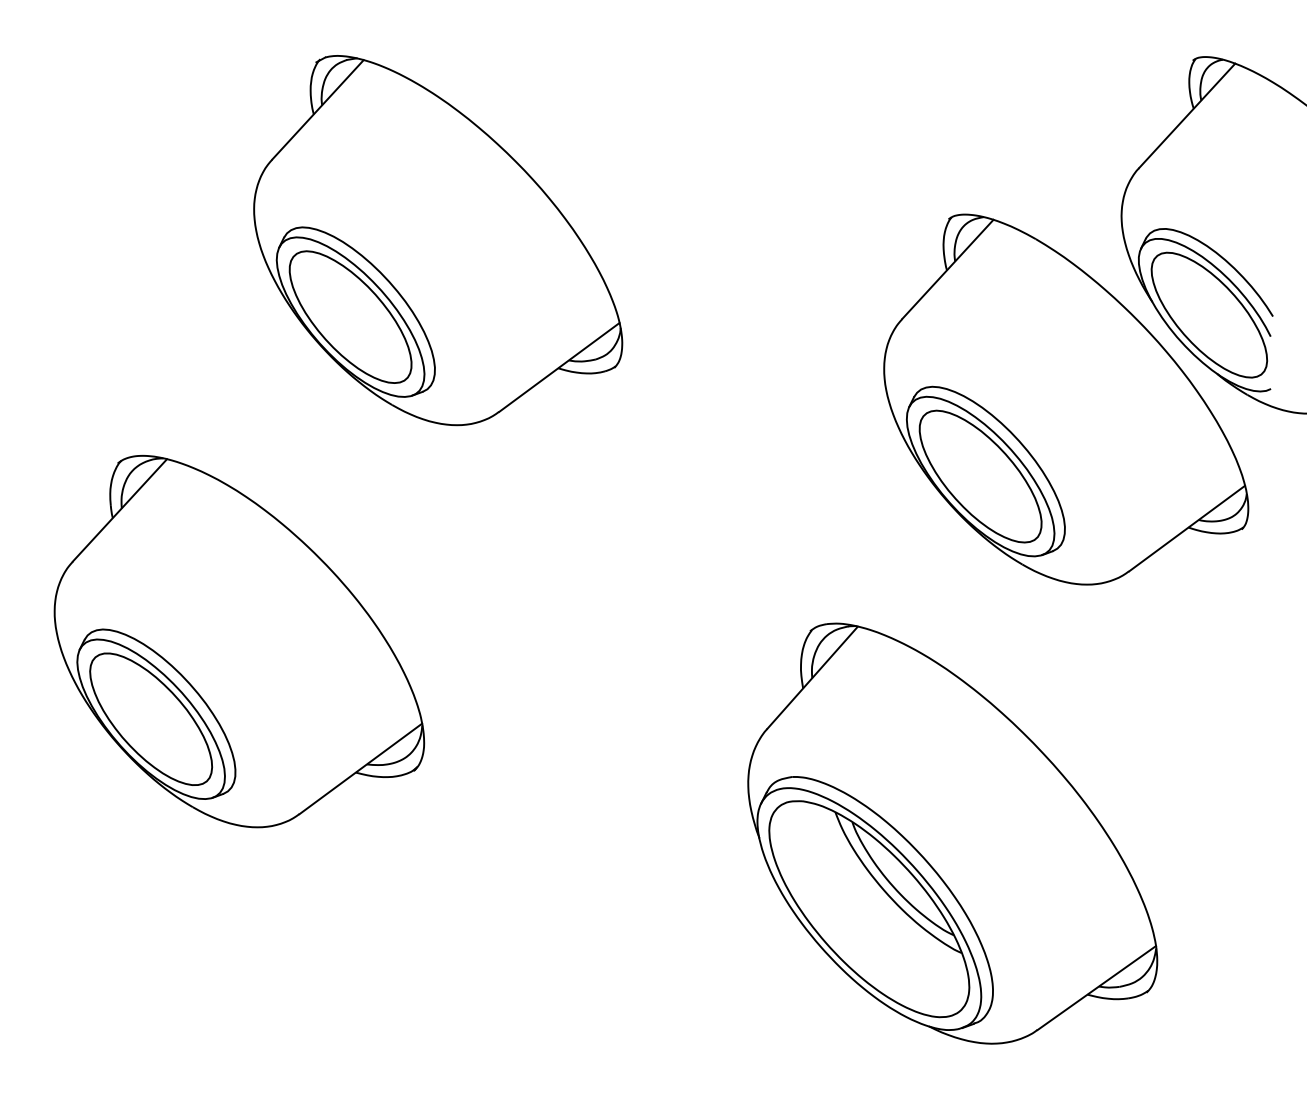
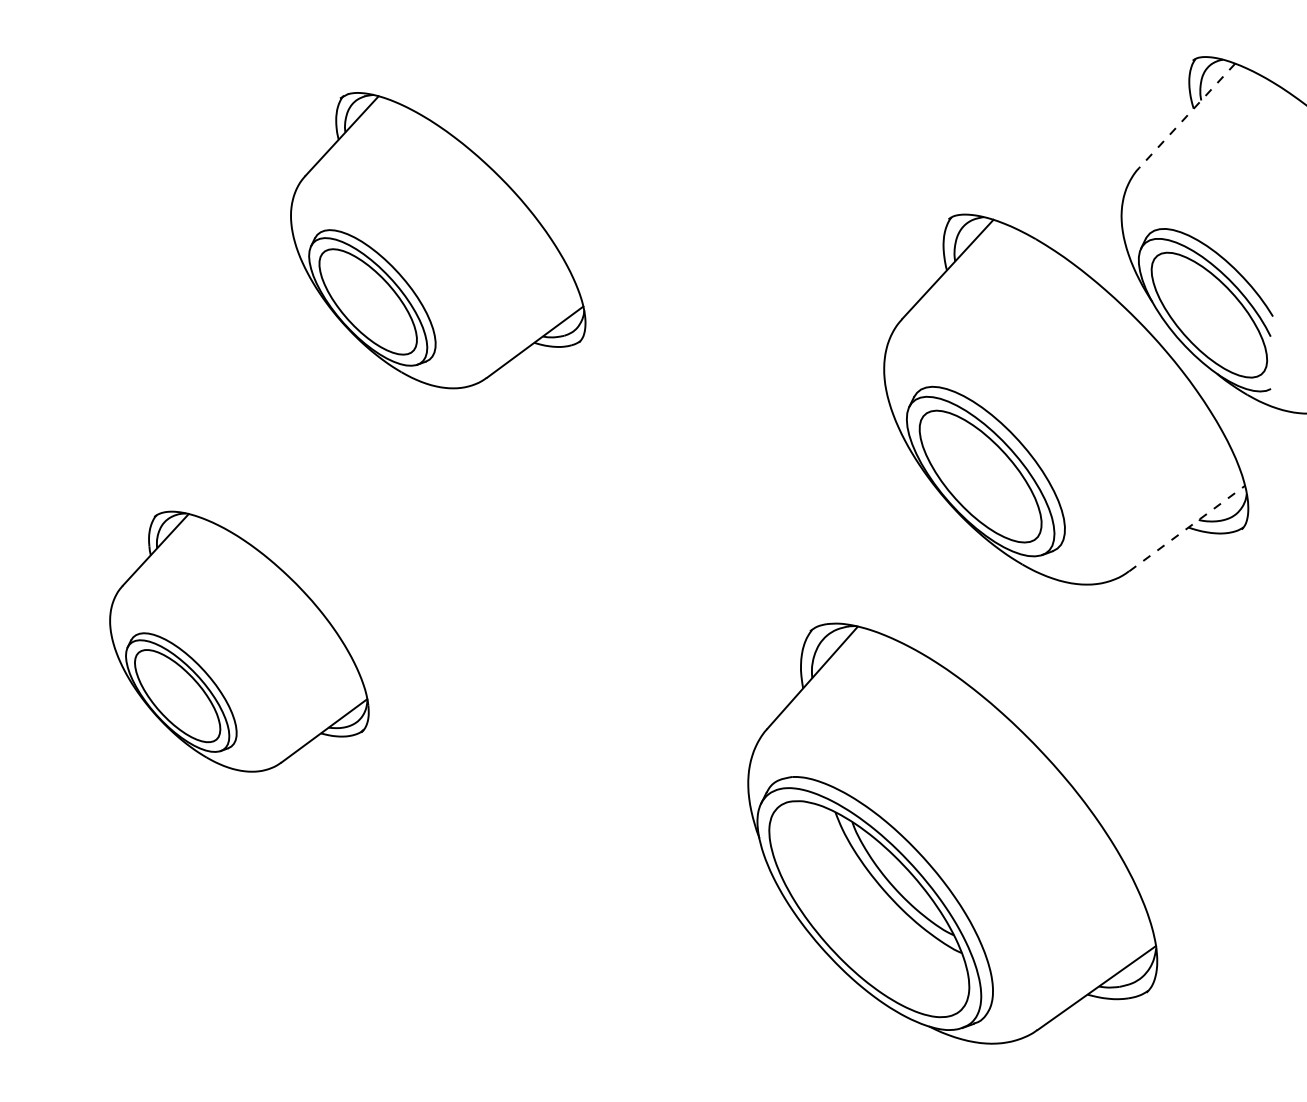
line: solid -> dashed (1187, 115)
part size: 371x372 px -> 297x298 px (438, 240)
line: solid -> dashed (1187, 528)
part size: 373x374 px -> 261x263 px (239, 641)
